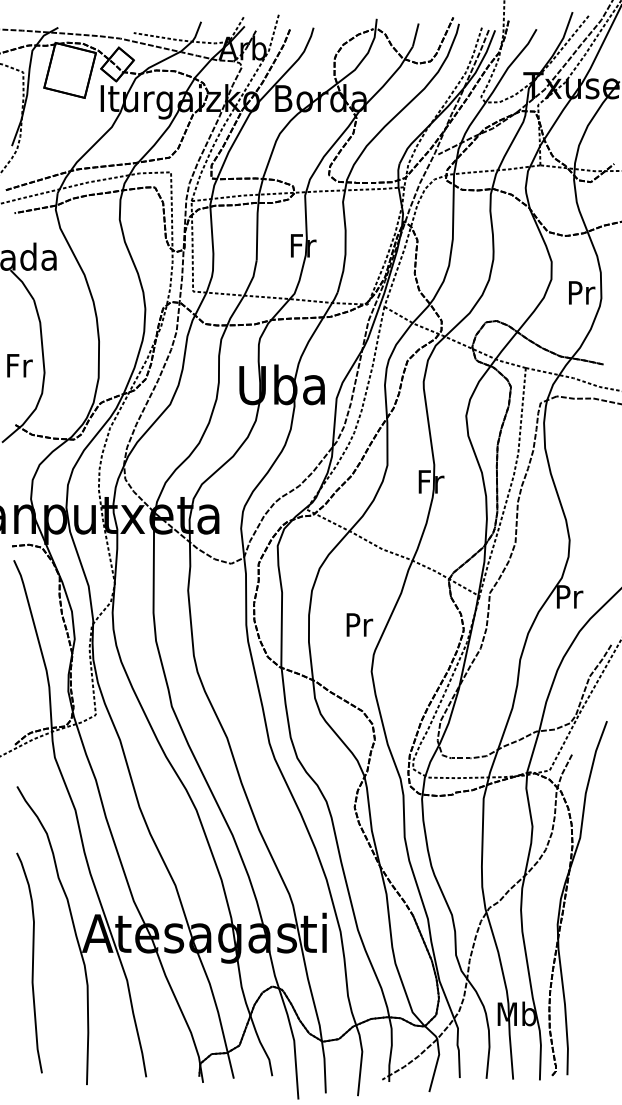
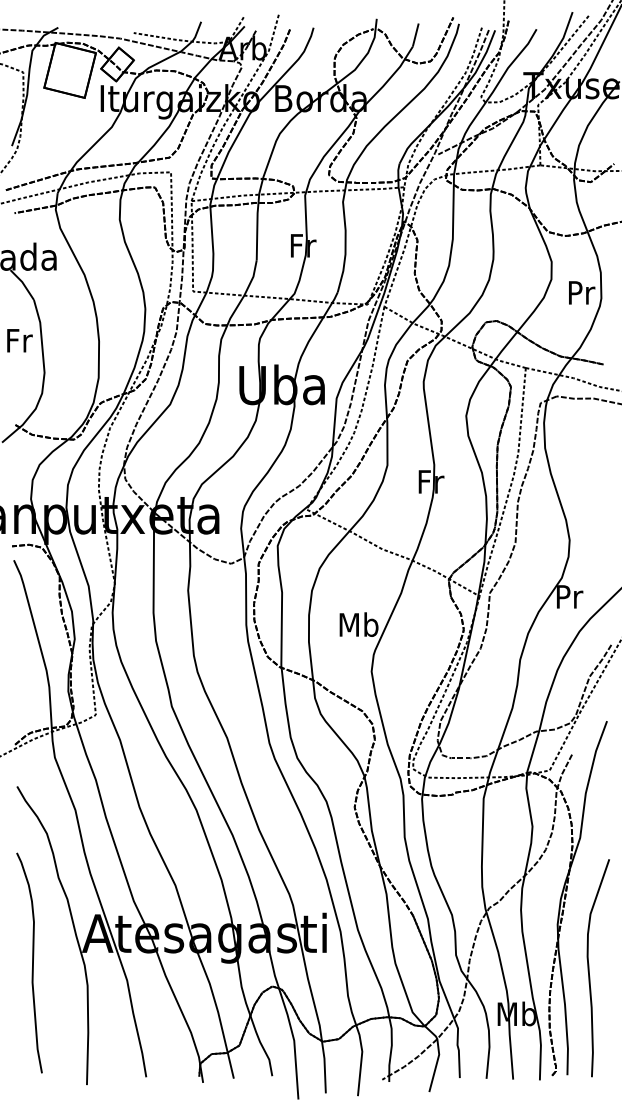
text position: (19, 365) -> (19, 340) (19, 340)
text: Pr -> Mb (358, 624)
curve: none -> present (589, 968)
